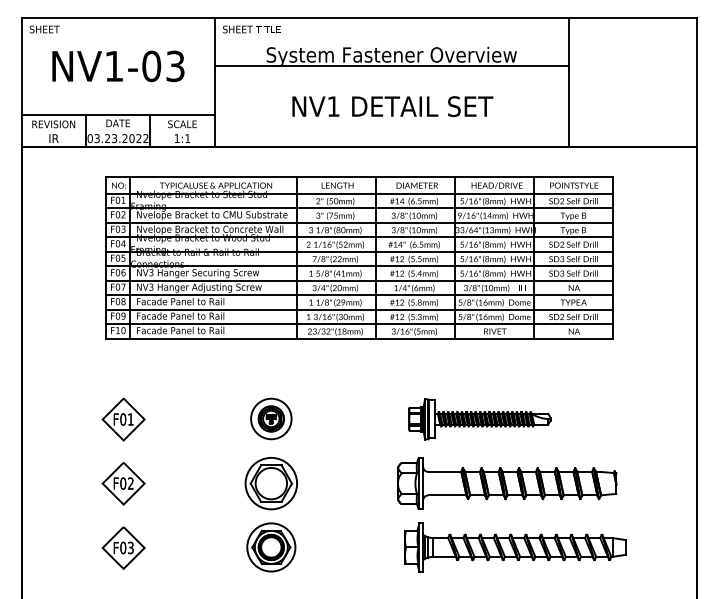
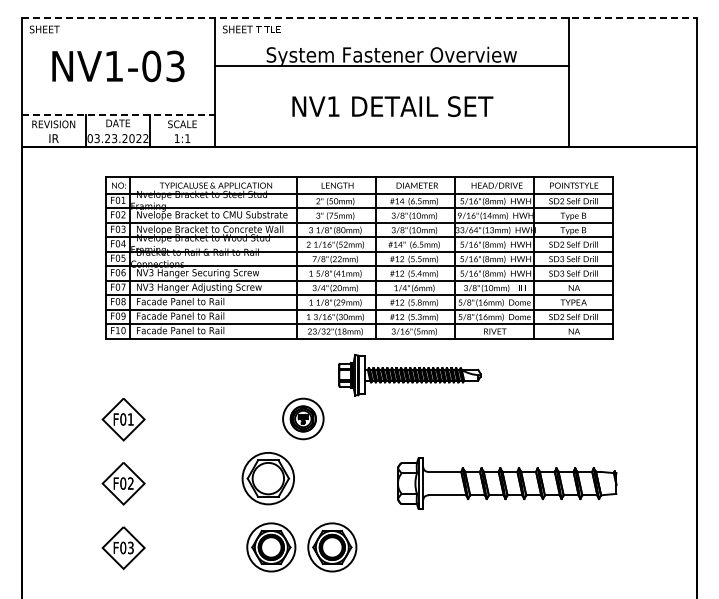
line: solid -> dashed (359, 18)
line: solid -> dashed (118, 114)
part position: (271, 418) -> (303, 418) (303, 418)
part position: (479, 419) -> (409, 375) (409, 375)
part position: (270, 483) -> (267, 478) (267, 478)
part: none -> present (332, 547)
part: present -> none (515, 547)
